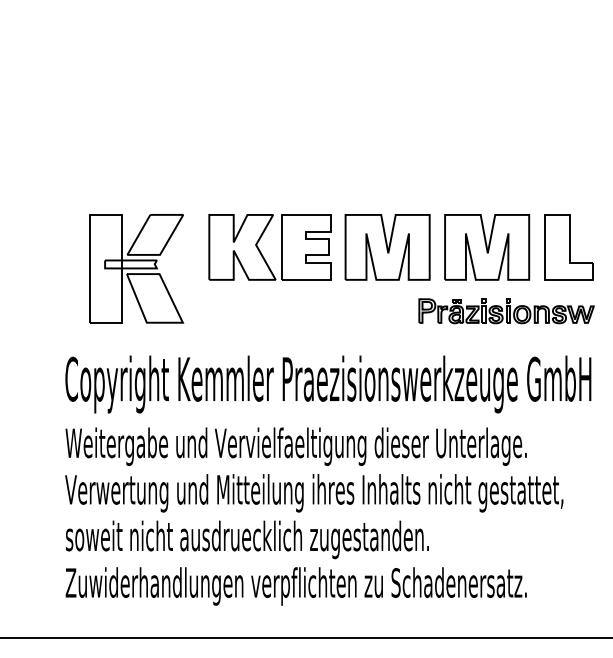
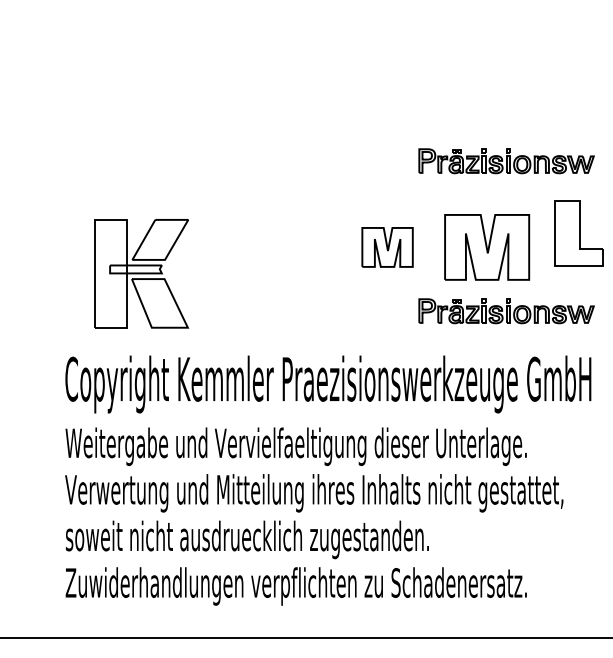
part: none -> present (506, 161)
part size: 87x67 px -> 53x41 px (387, 247)
part position: (568, 247) -> (578, 233) (578, 233)
part: present -> none (261, 252)
part position: (136, 268) -> (141, 273) (141, 273)
